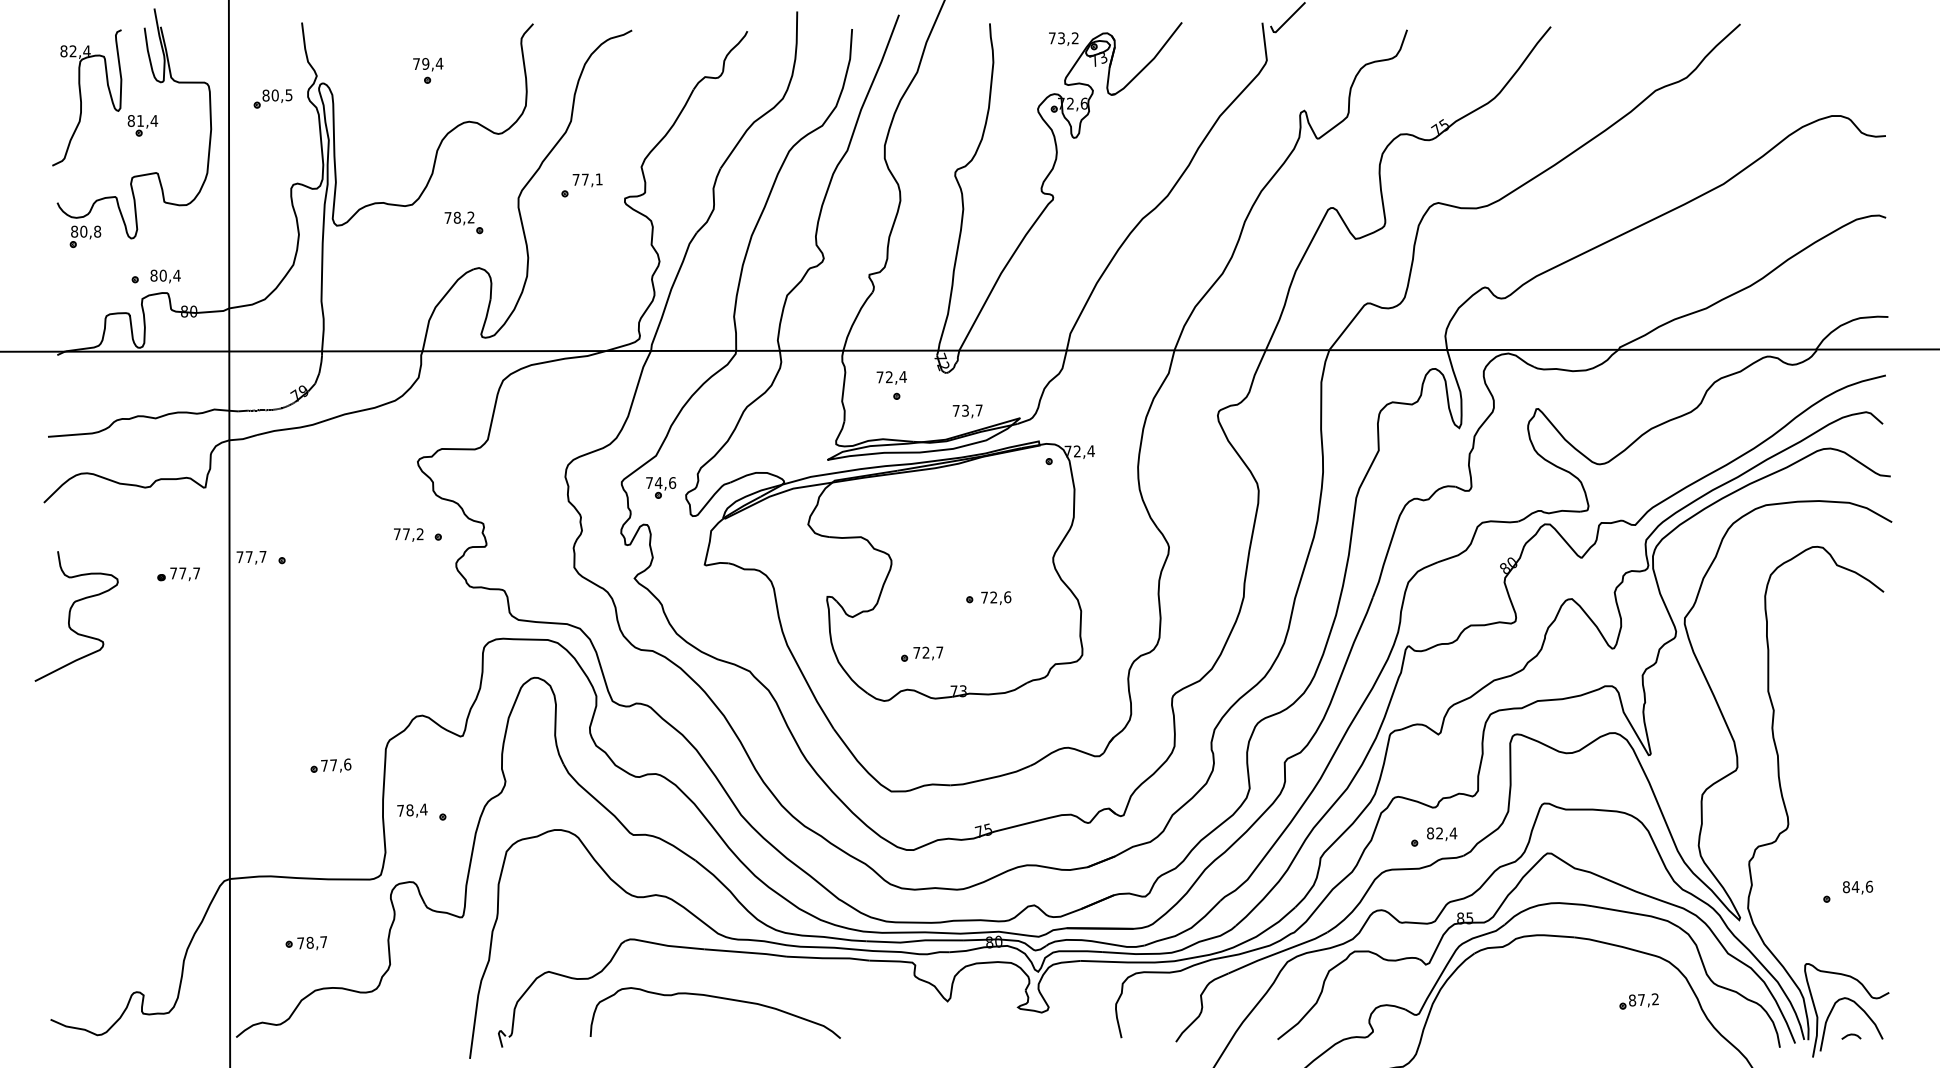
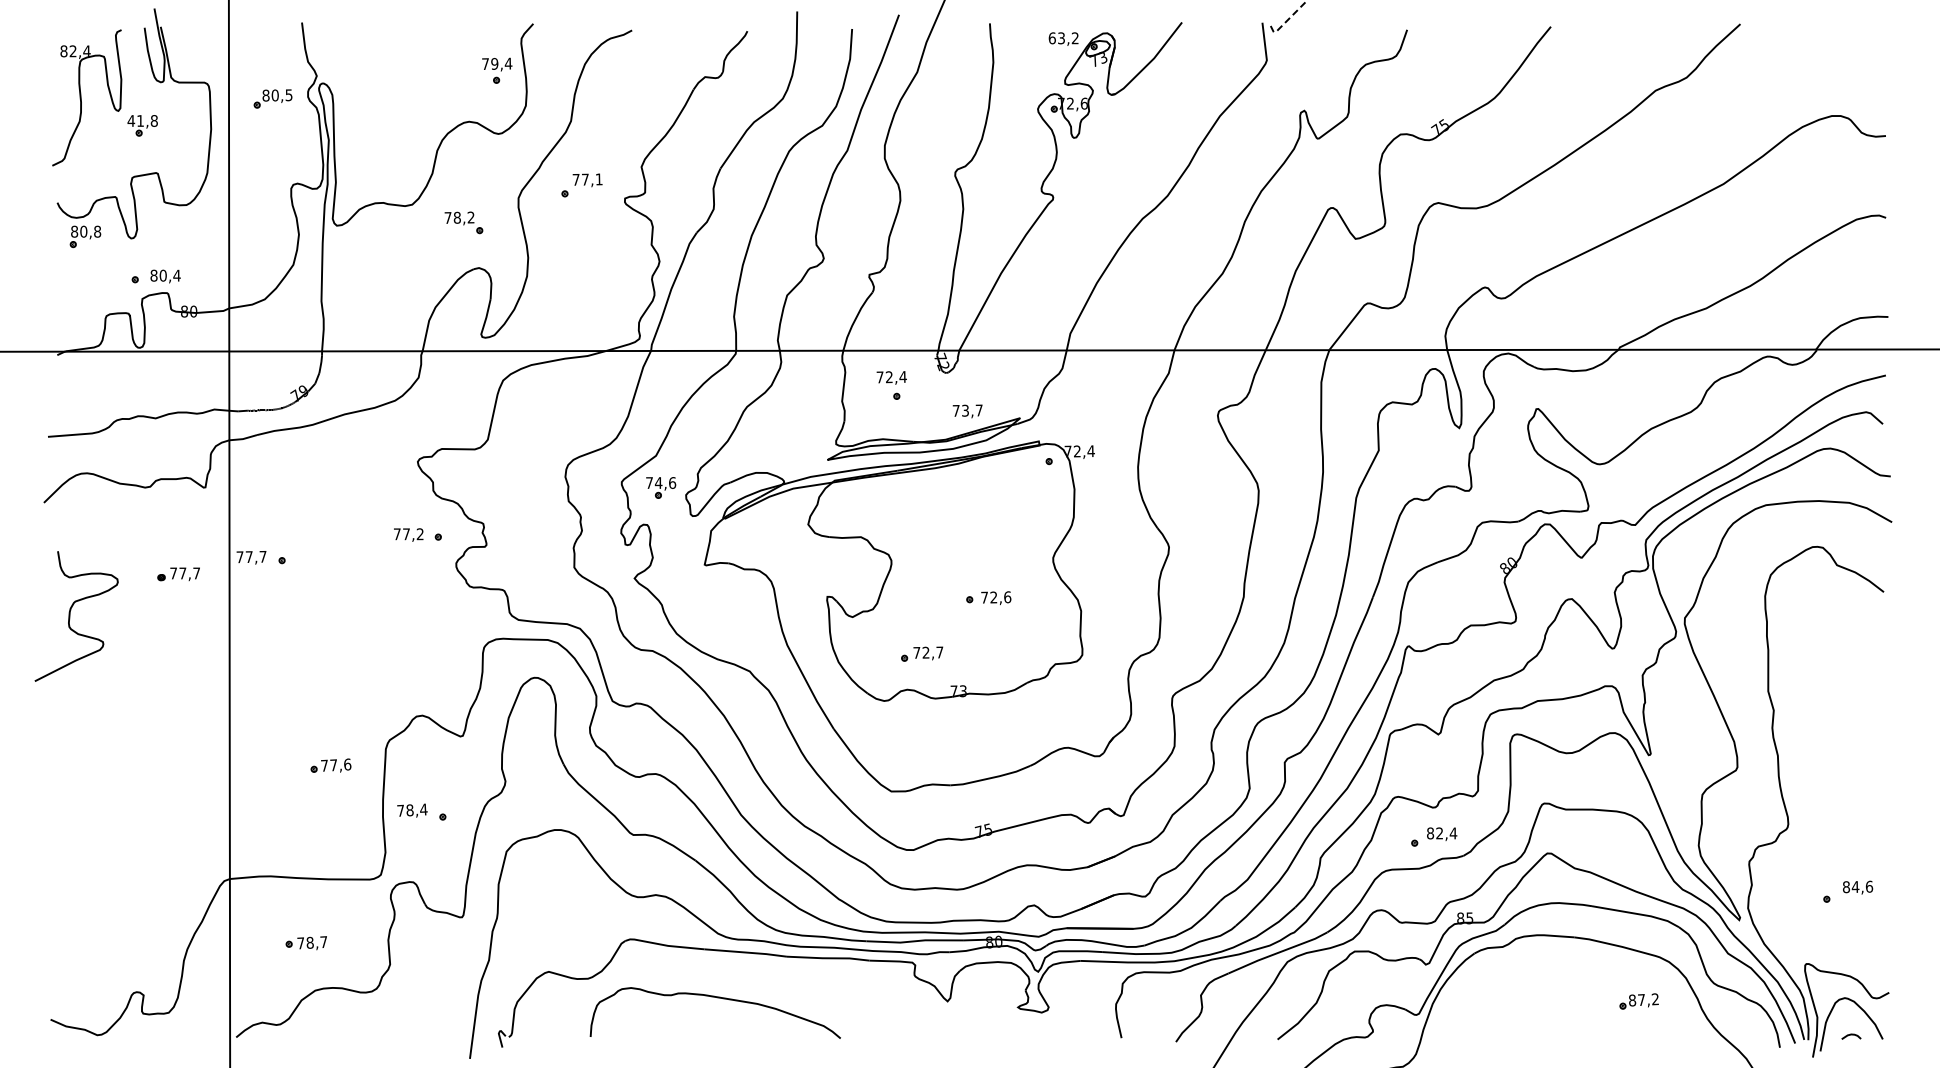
line: solid -> dashed (1286, 21)
text: 73,2 -> 63,2 (1051, 38)
part position: (428, 70) -> (497, 70) (497, 70)
text: 81,4 -> 41,8 (142, 120)
